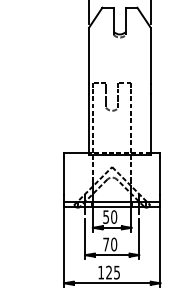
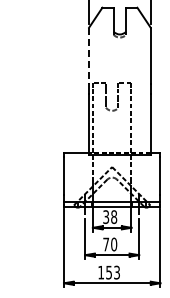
line: solid -> dashed (89, 56)
text: 50 -> 38 (110, 216)
text: 125 -> 153 (112, 272)
